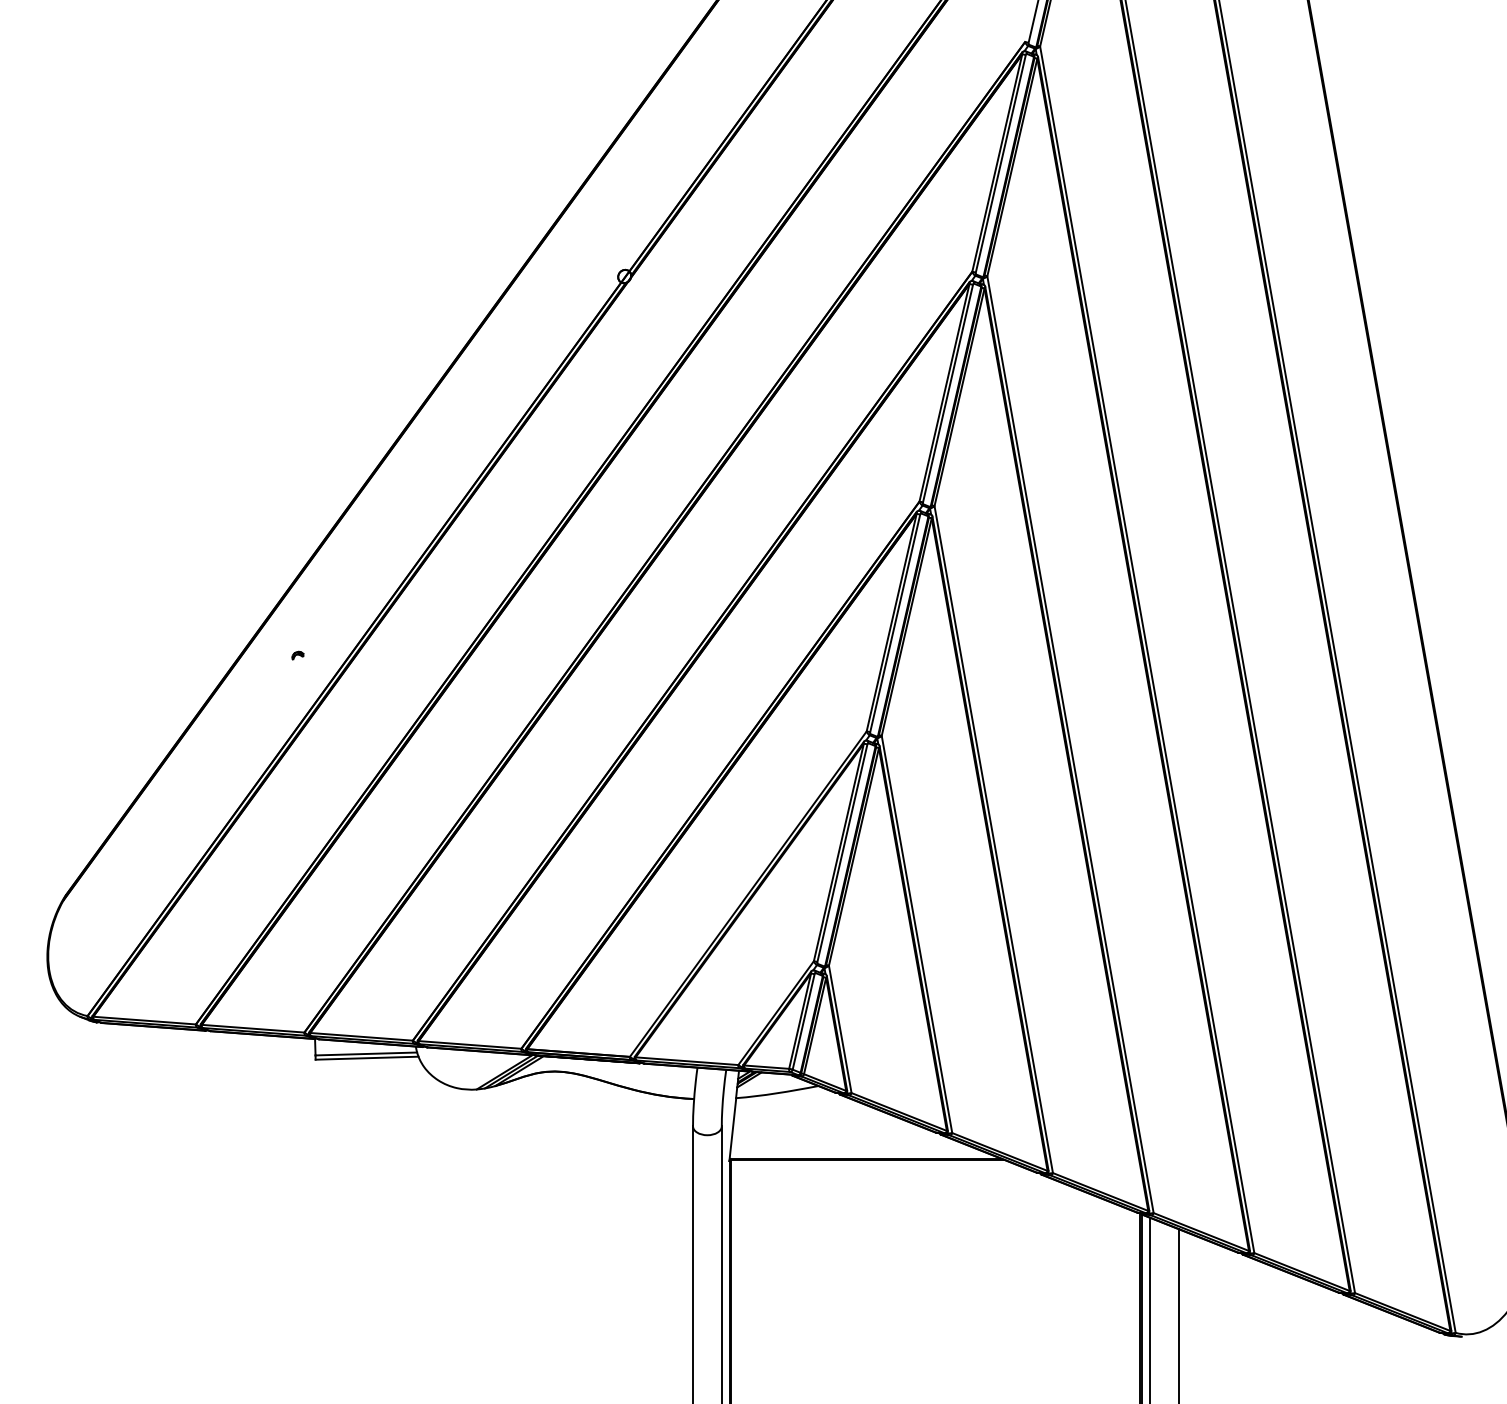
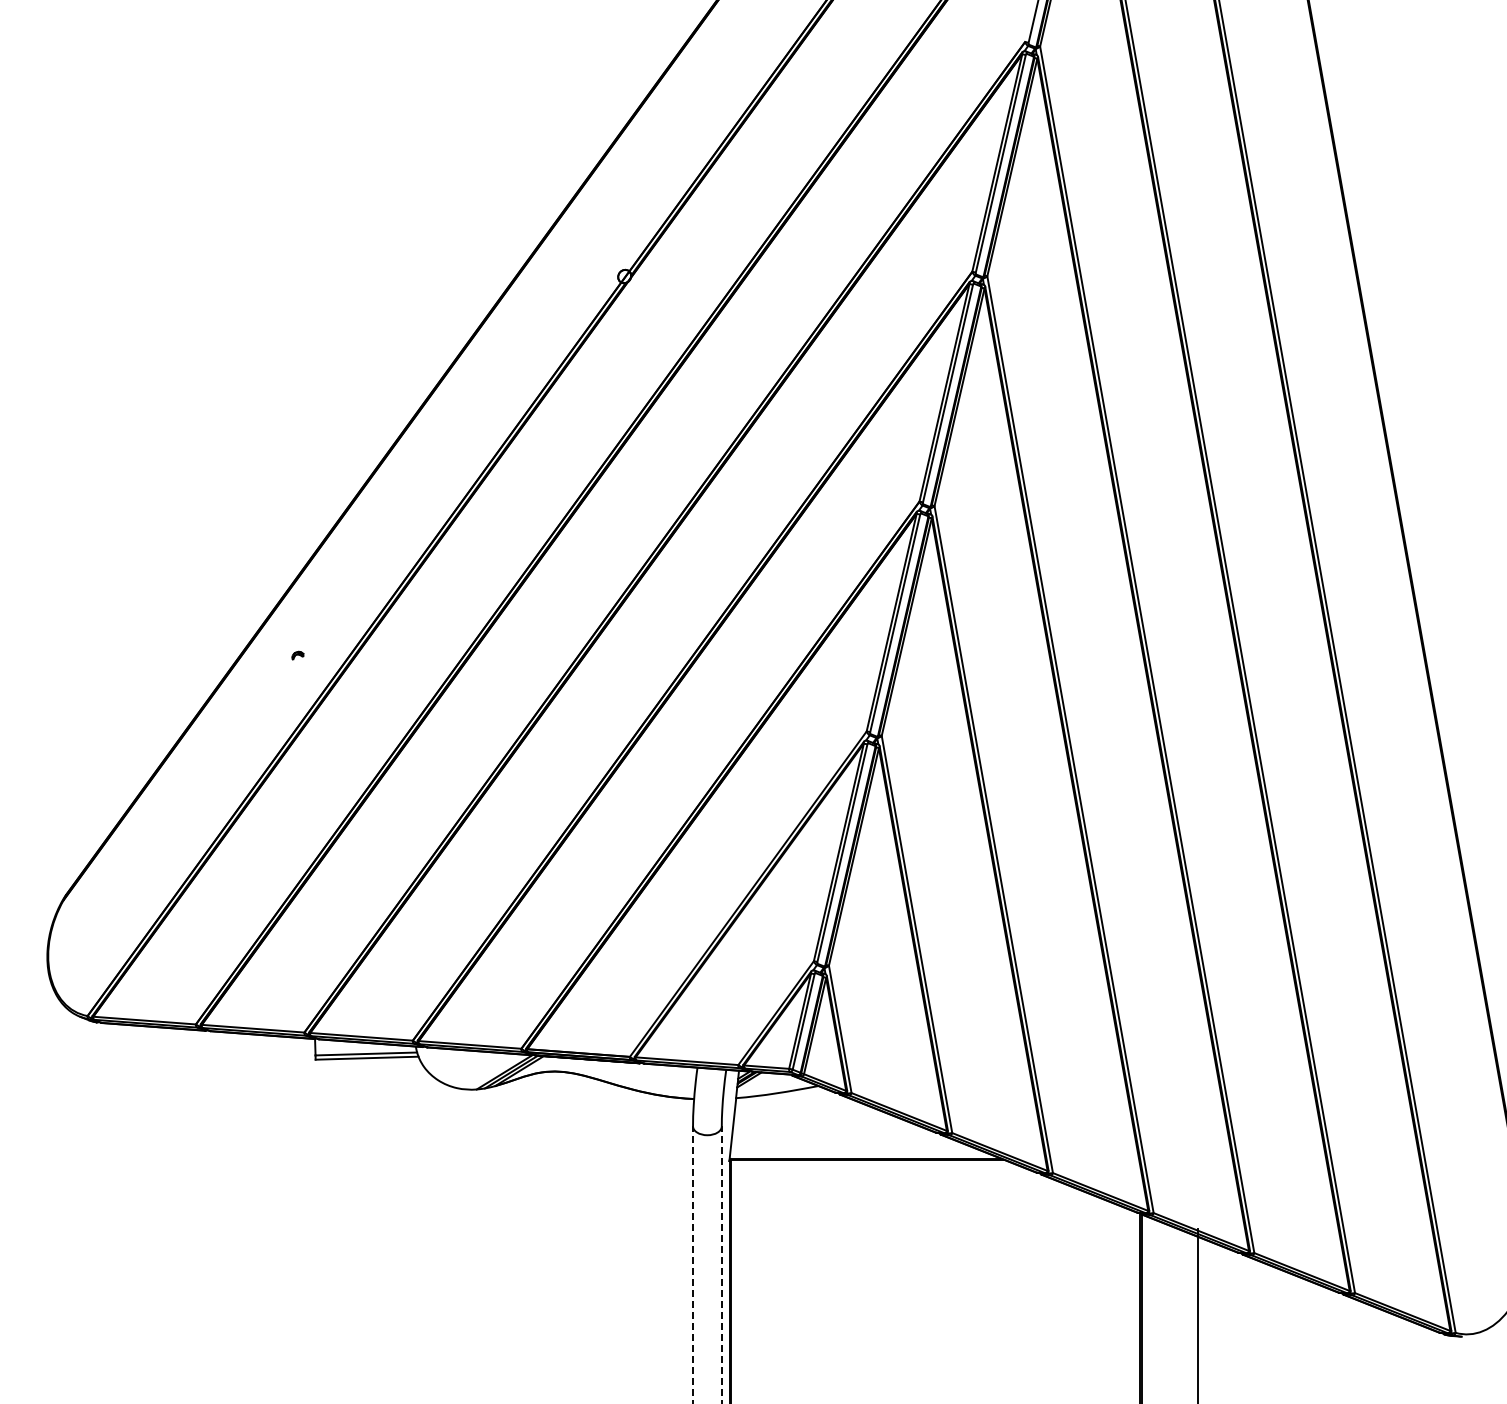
line: solid -> dashed (693, 1264)
line: solid -> dashed (721, 1264)
line: present -> none (1149, 1308)
line position: (1178, 1314) -> (1197, 1314) (1197, 1314)
